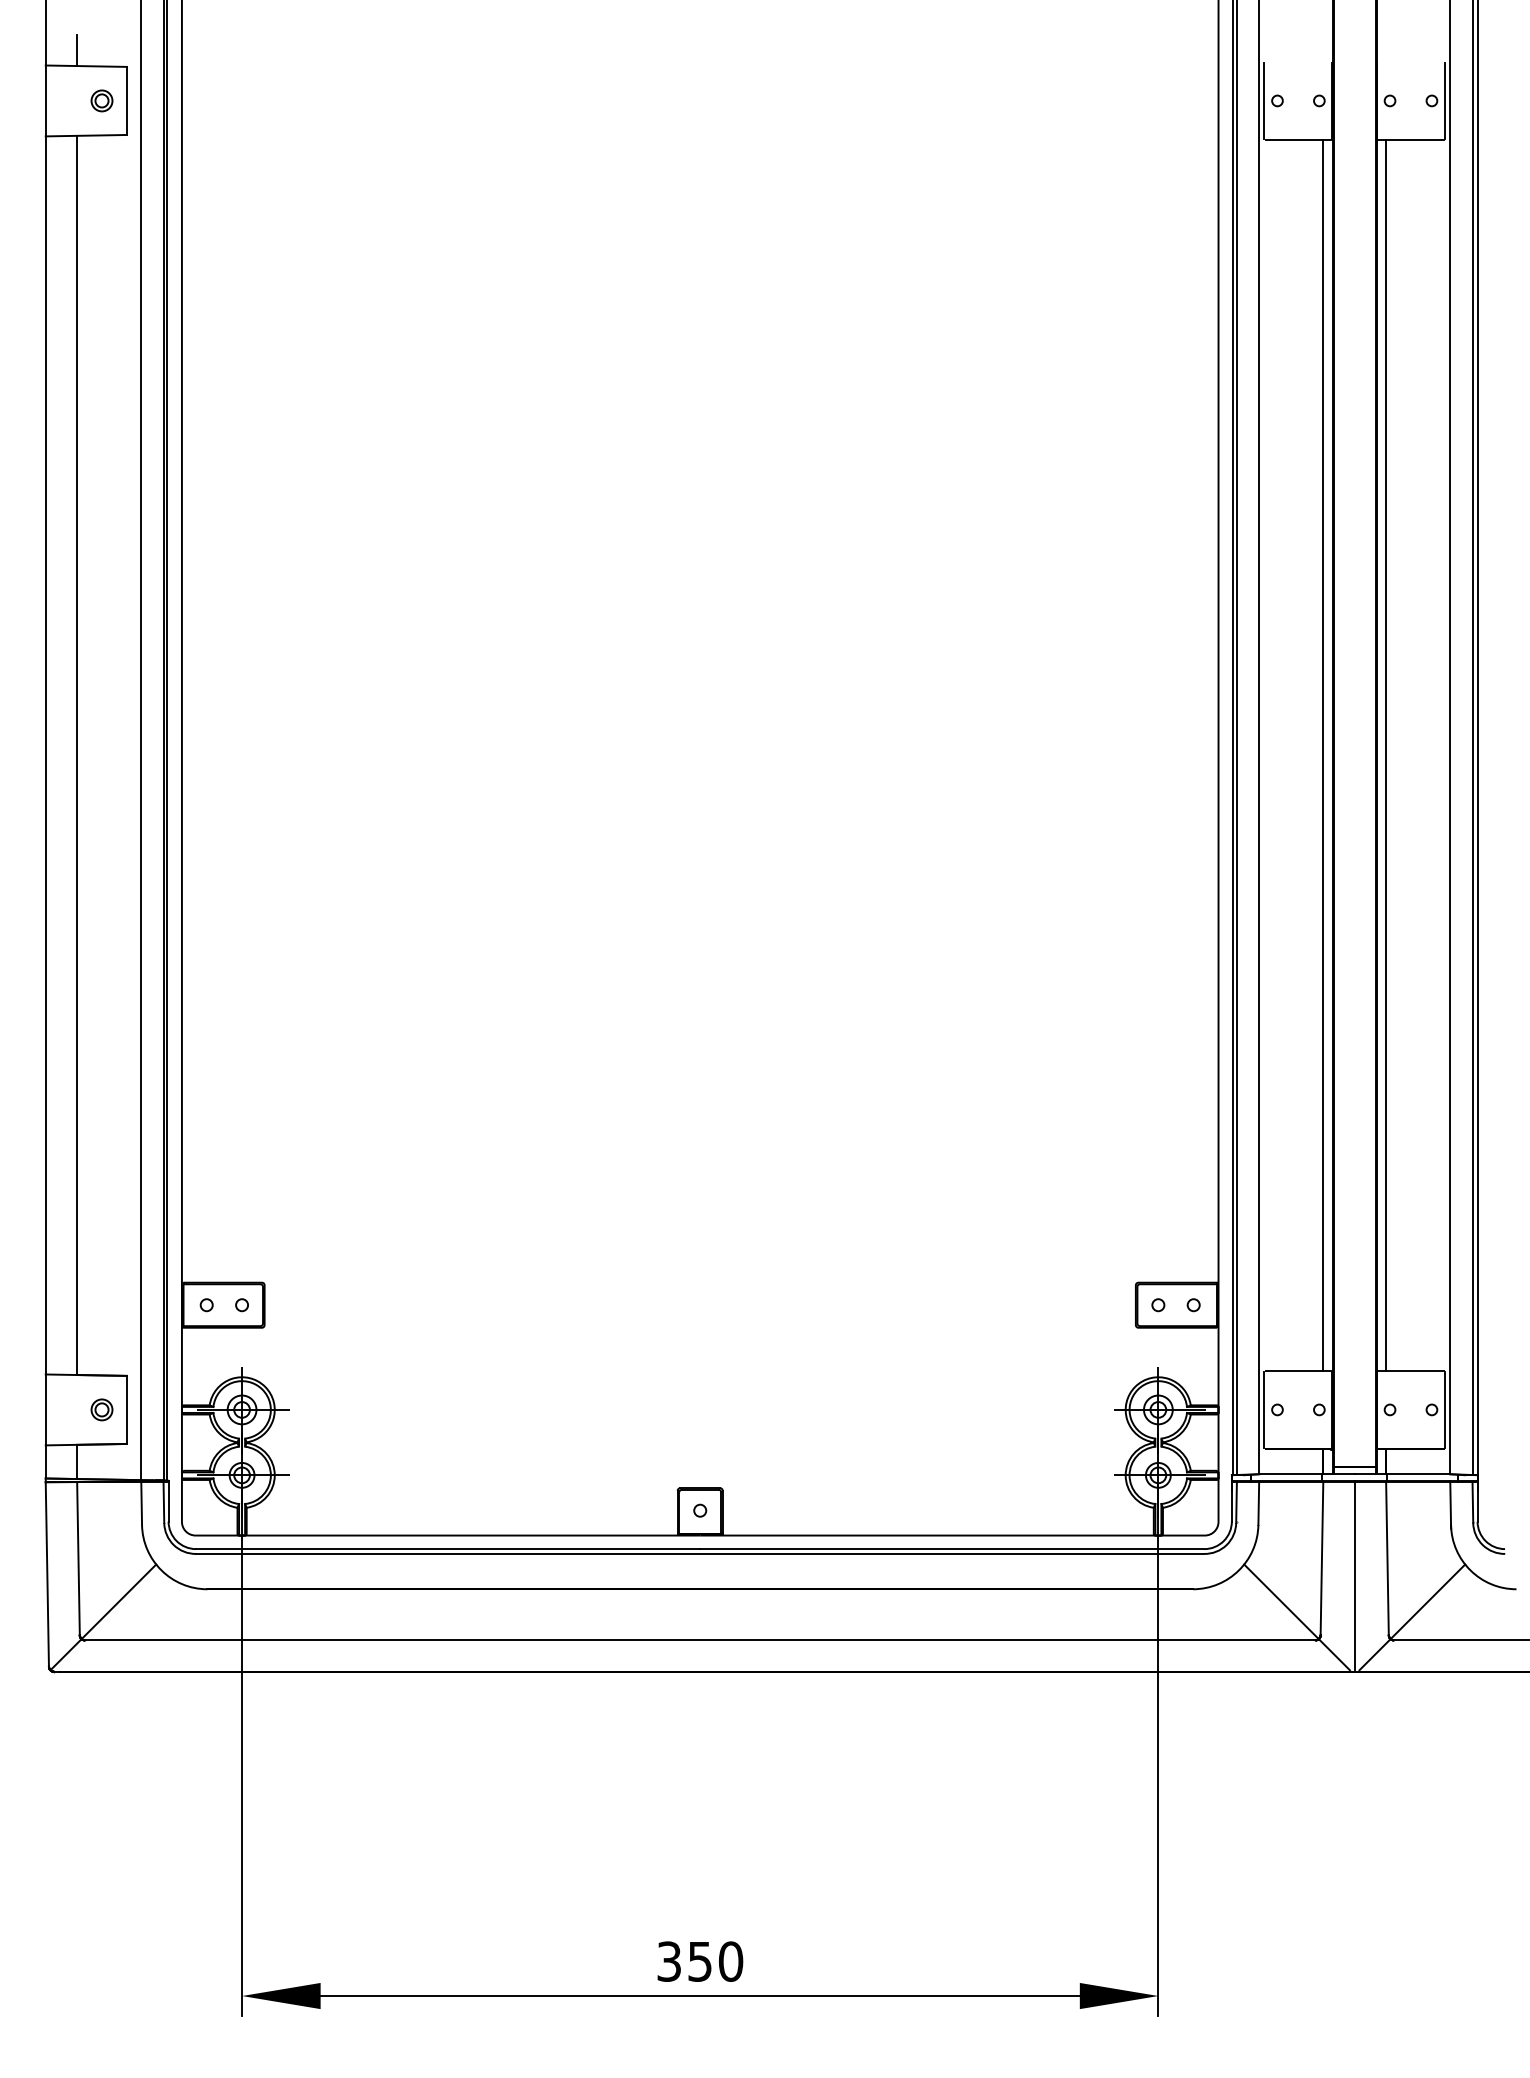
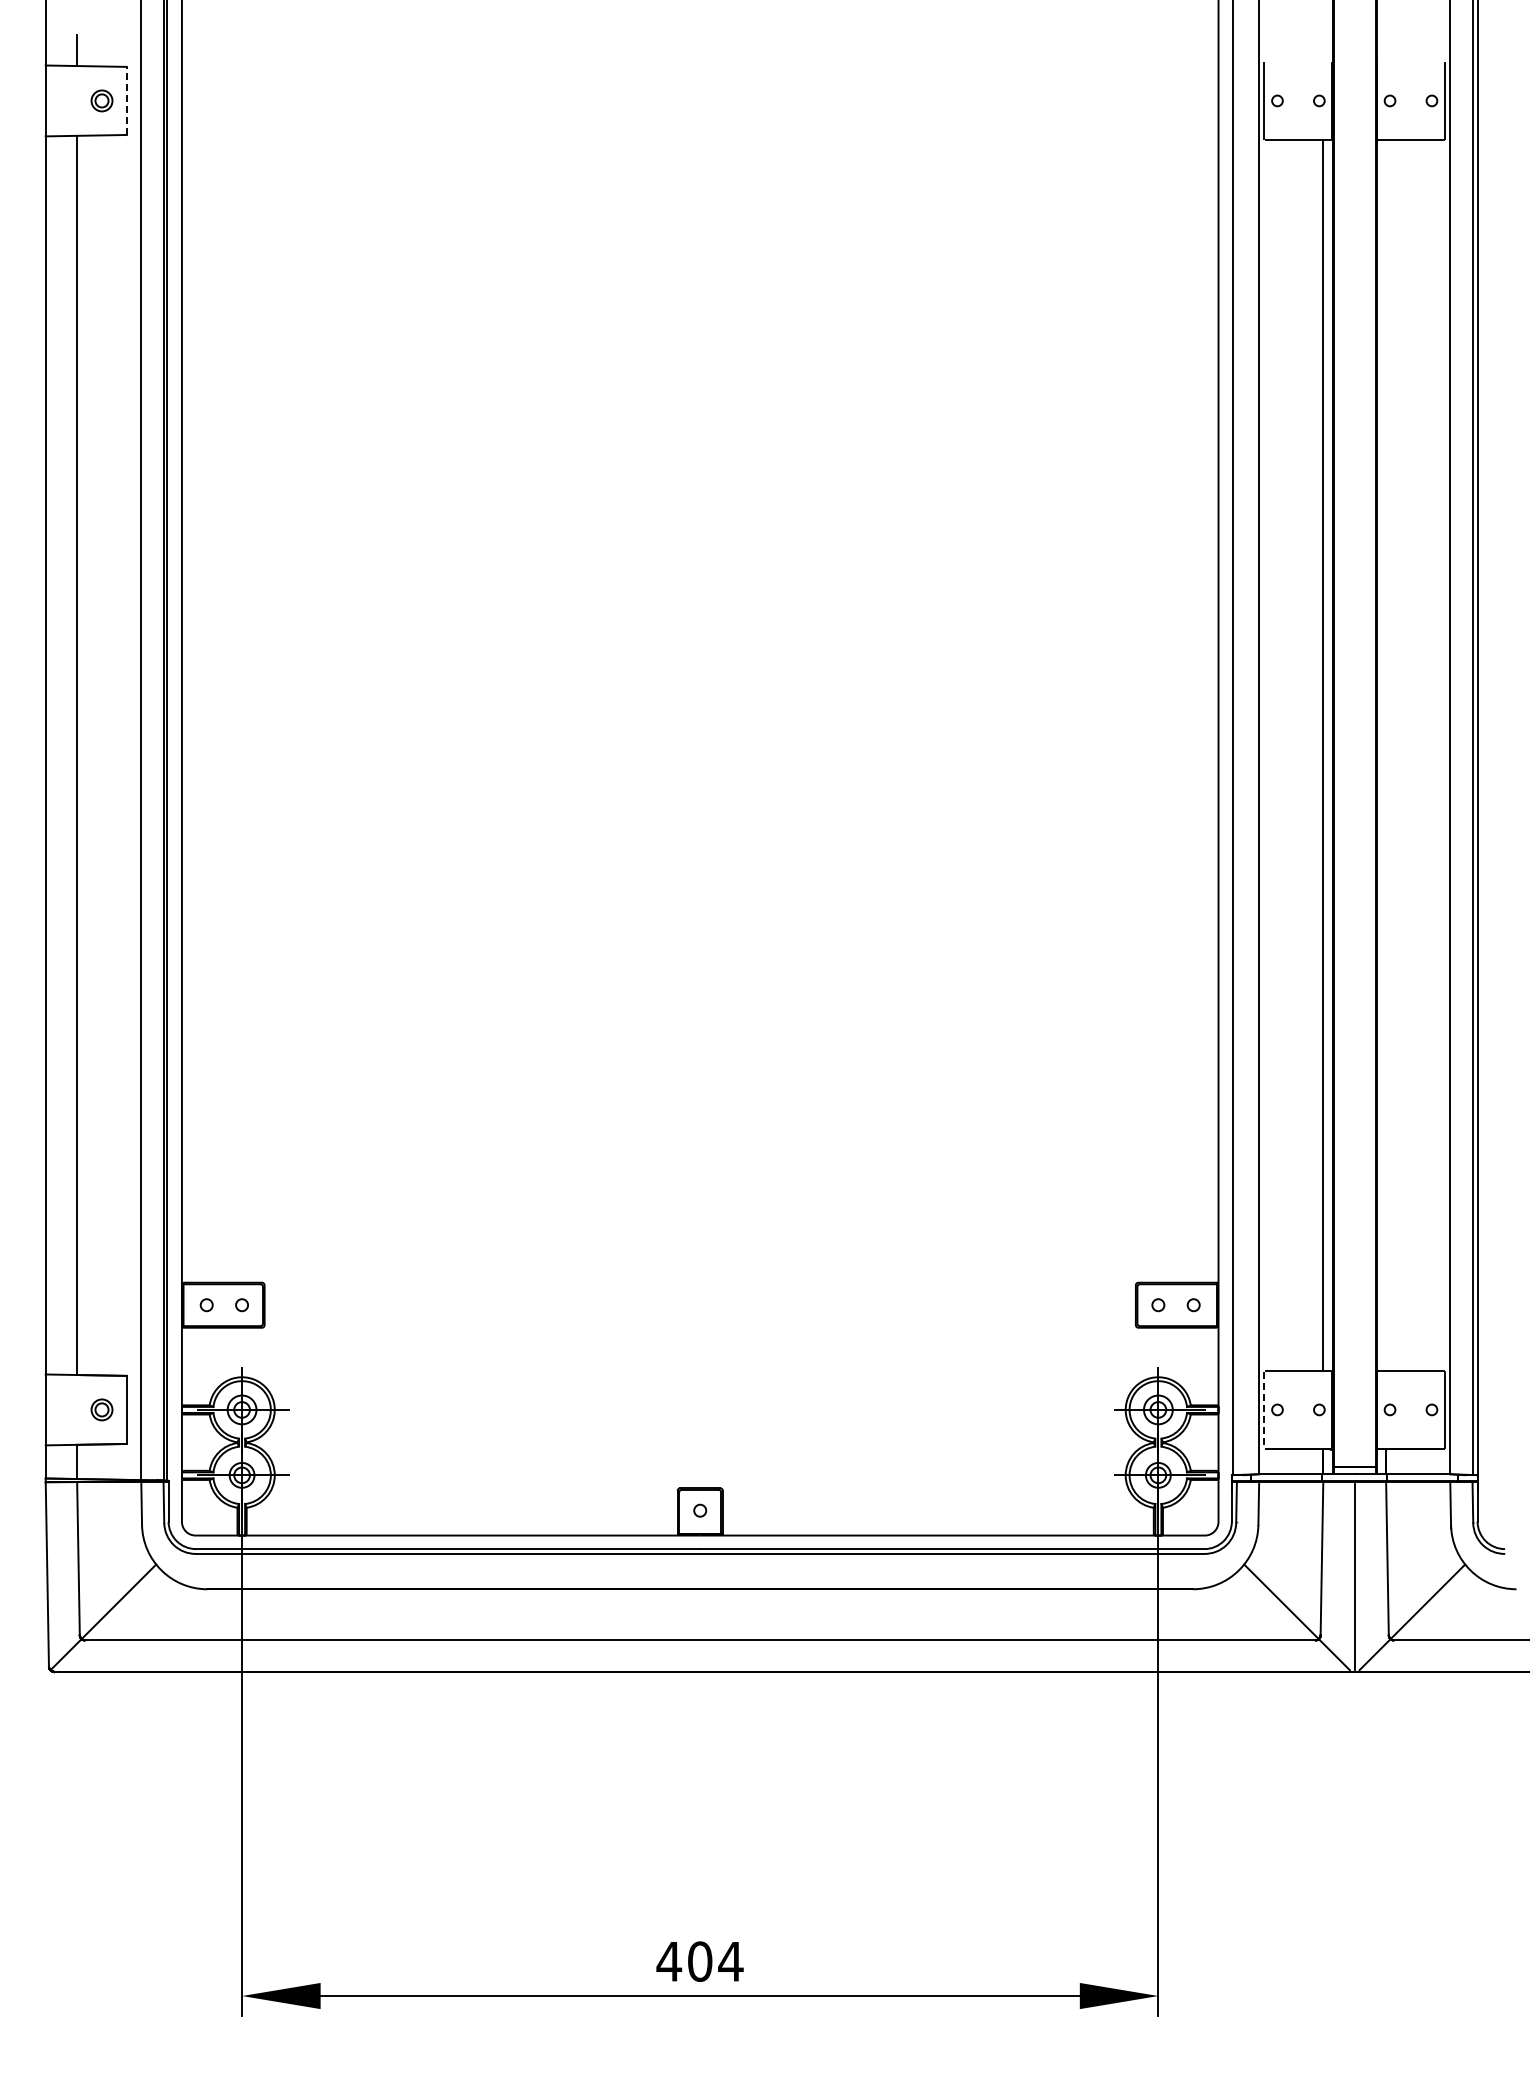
line: solid -> dashed (126, 100)
line: present -> none (1236, 738)
line: present -> none (1386, 755)
line: solid -> dashed (1264, 1409)
text: 350 -> 404 (699, 1961)
